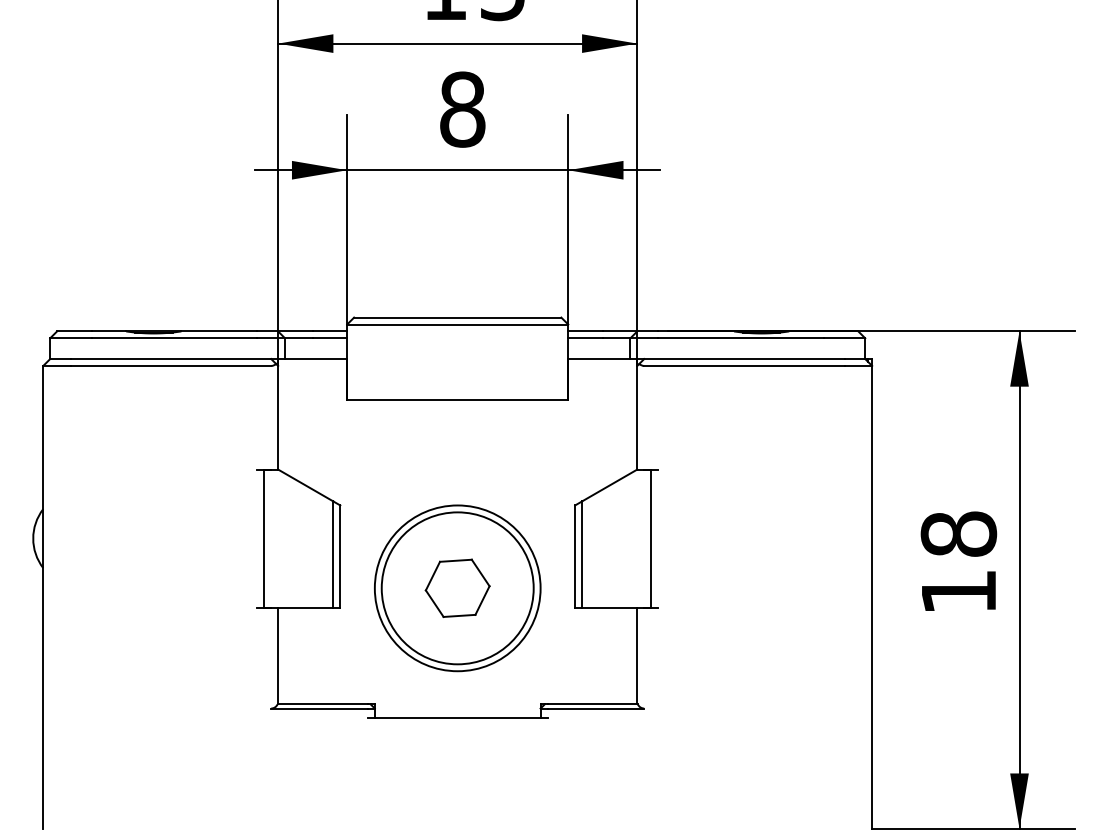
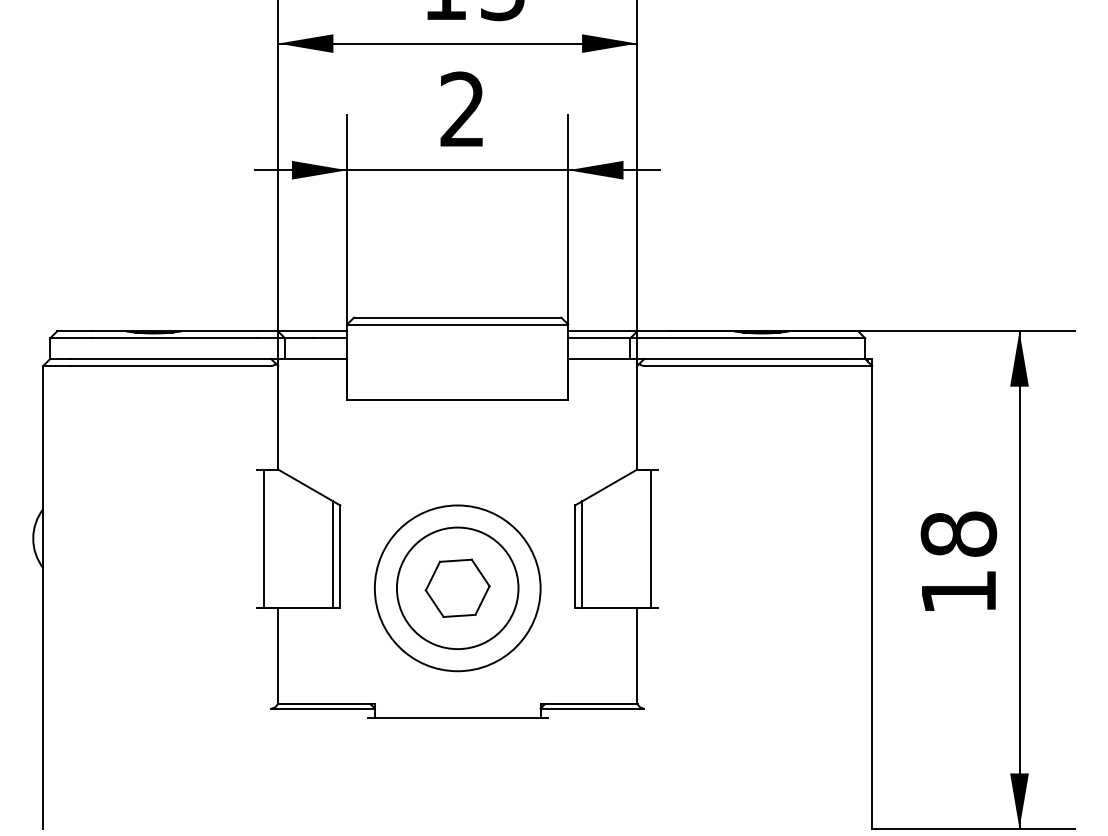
text: 8 -> 2 (462, 109)
circle diameter: 152 px -> 122 px (457, 588)
